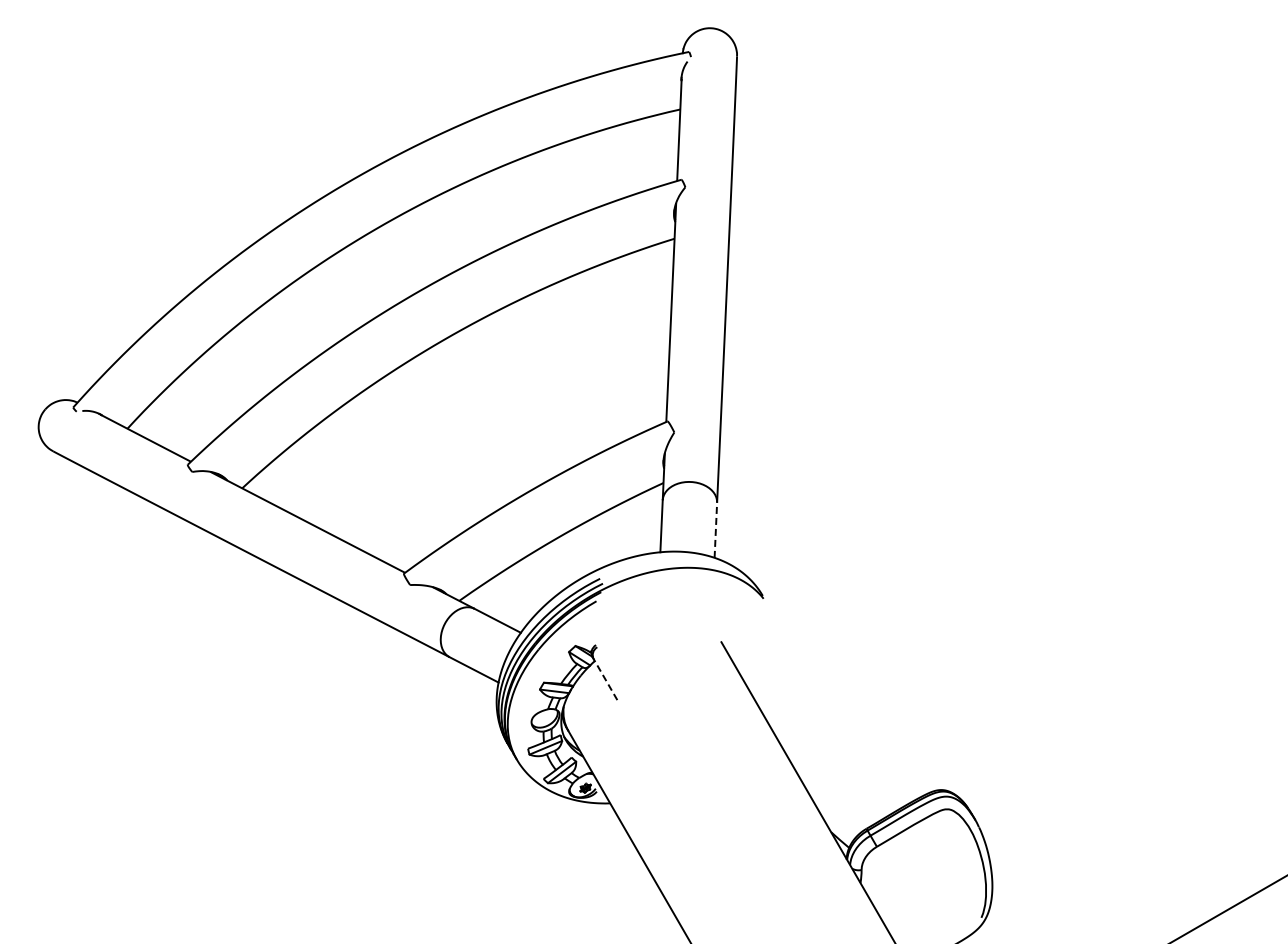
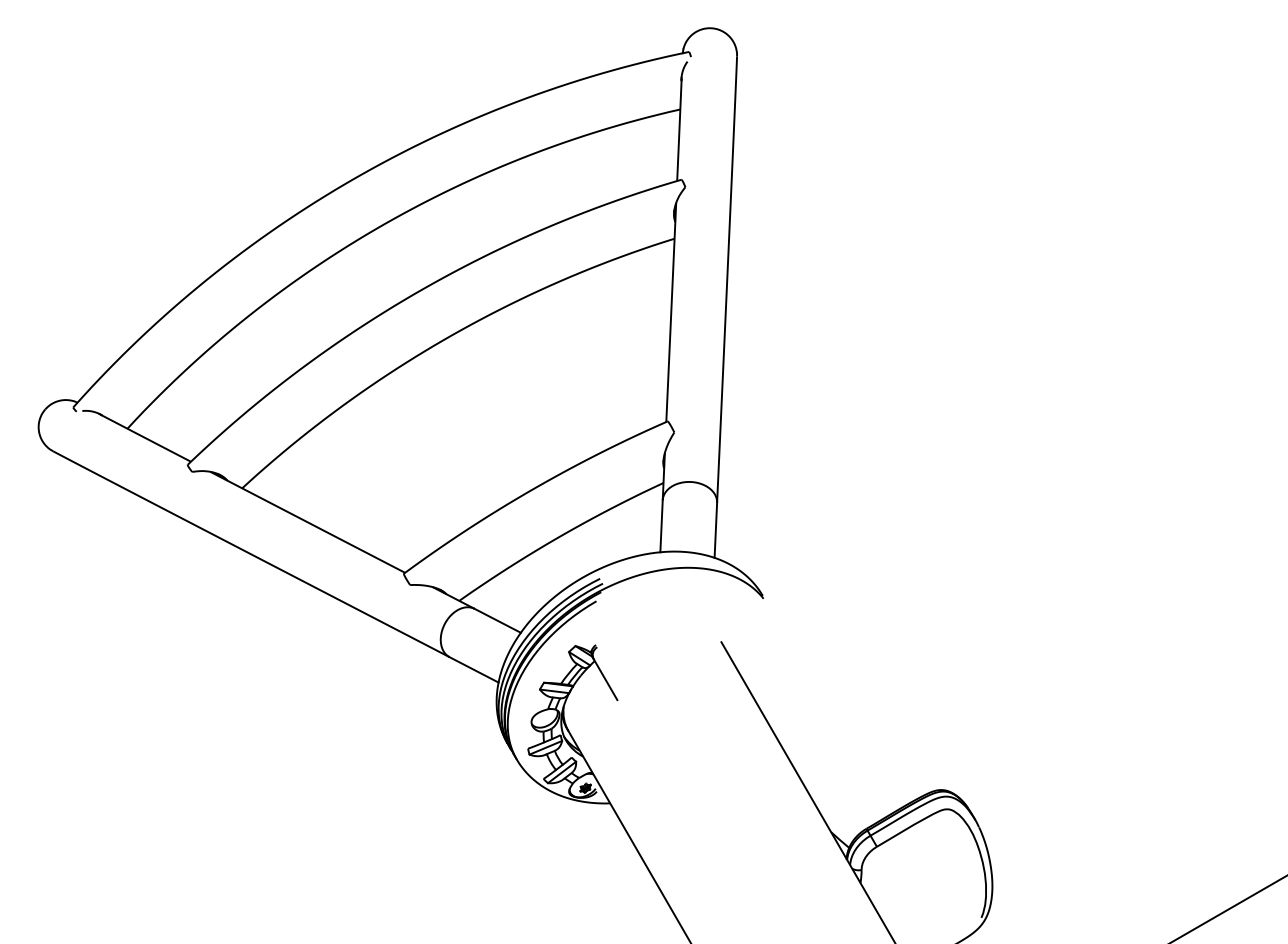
line: dashed -> solid (715, 530)
line: dashed -> solid (605, 679)
